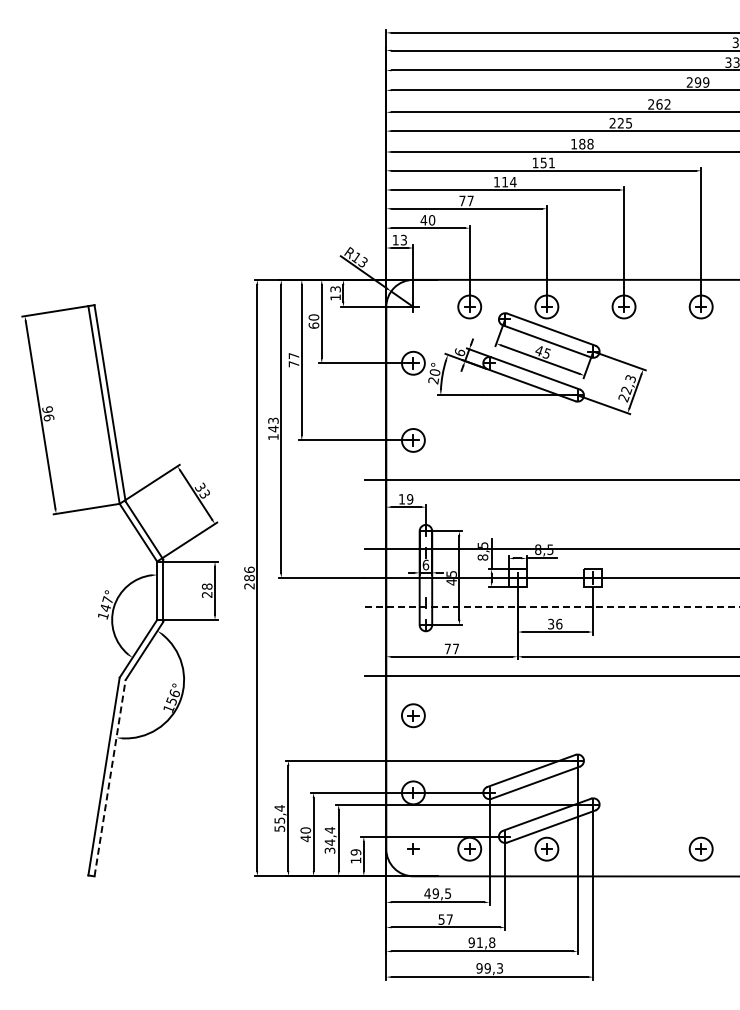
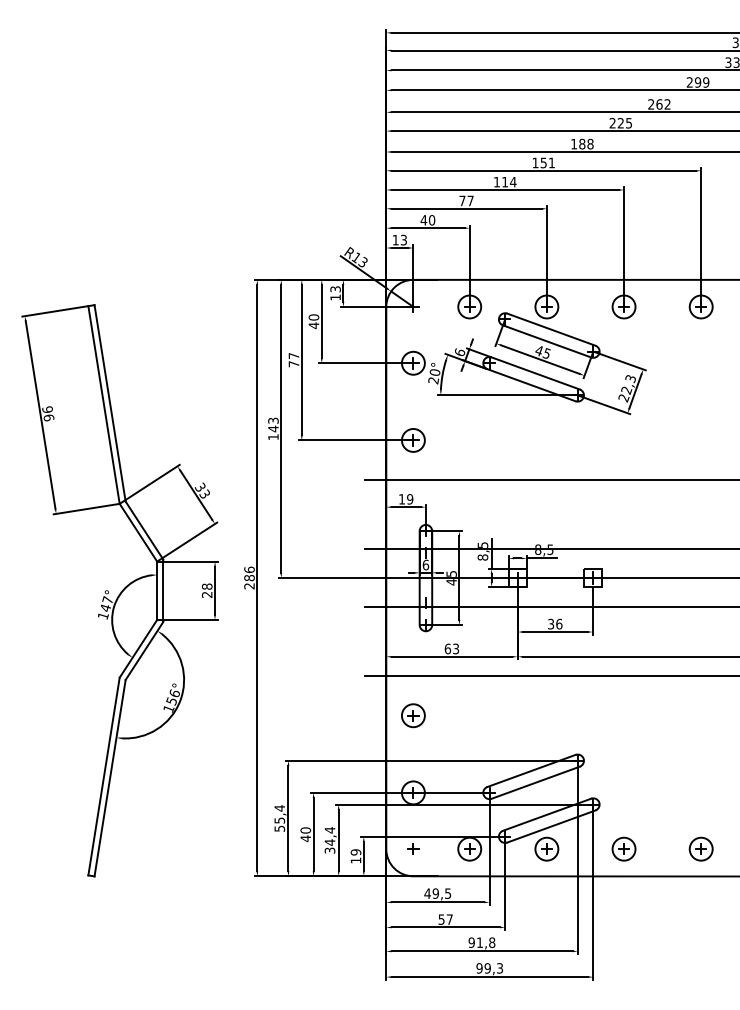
text: 60 -> 40 (313, 325)
line: dashed -> solid (552, 607)
text: 77 -> 63 (451, 648)
line: dashed -> solid (110, 777)
part: none -> present (623, 848)
